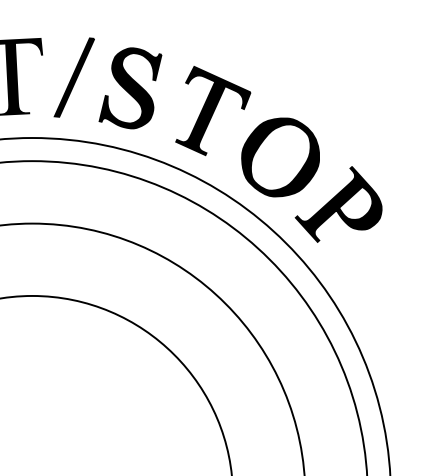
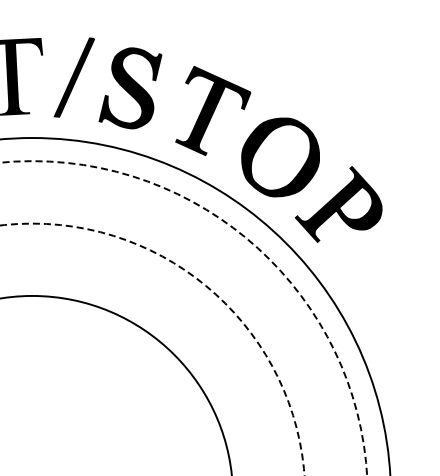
circle: solid -> dashed (183, 318)
circle: solid -> dashed (152, 349)
